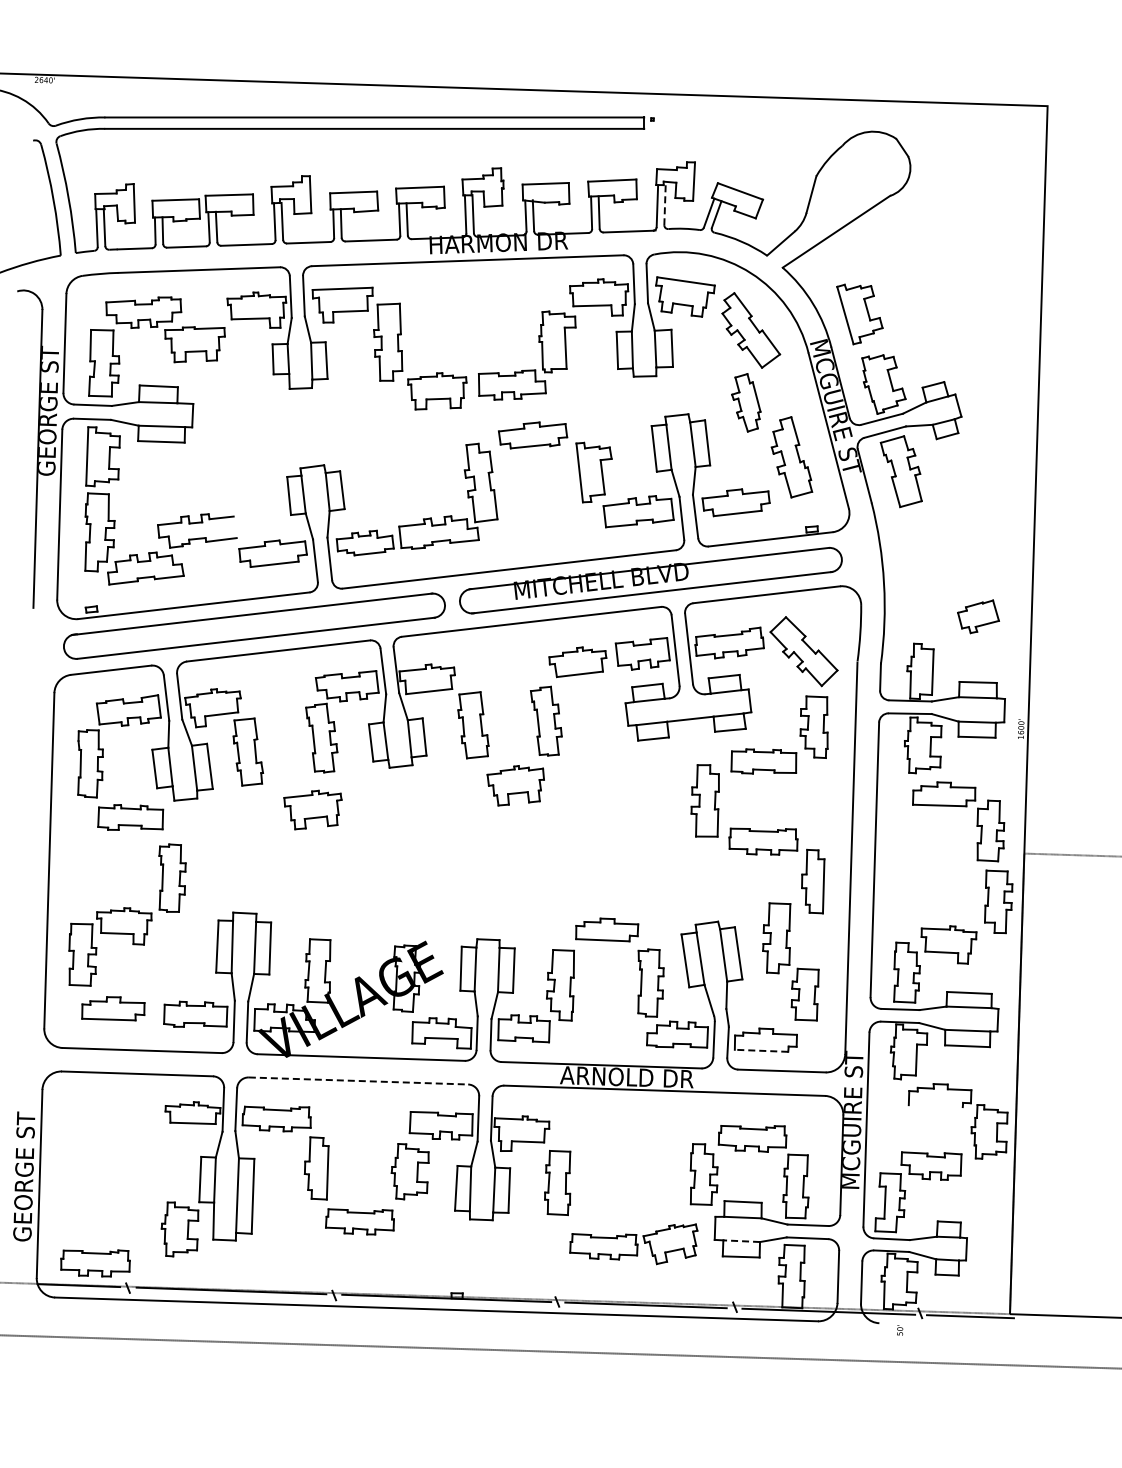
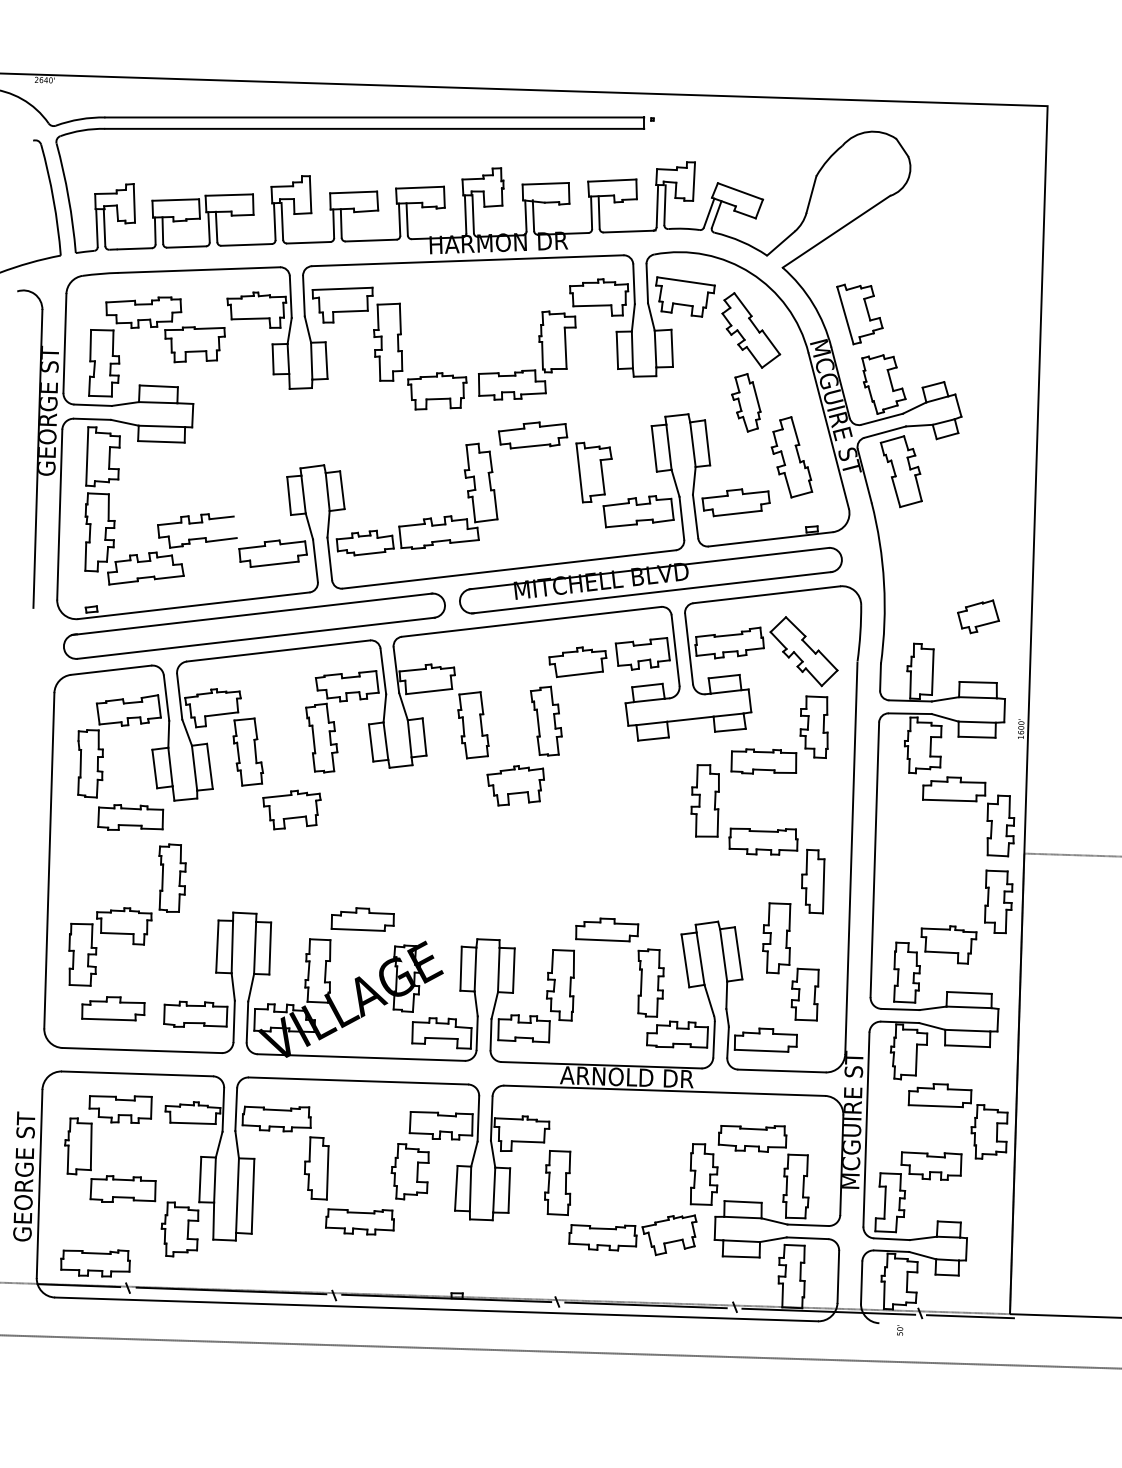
line: dashed -> solid (665, 205)
part position: (962, 807) -> (972, 802) (972, 802)
part position: (312, 809) -> (291, 809) (291, 809)
part: none -> present (362, 919)
line: dashed -> solid (761, 1050)
line: dashed -> solid (358, 1080)
line: none -> present (935, 1106)
part: none -> present (92, 1148)
line: dashed -> solid (741, 1241)
part position: (633, 1244) -> (632, 1235) (632, 1235)
